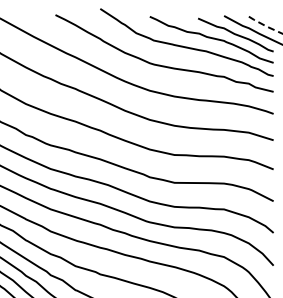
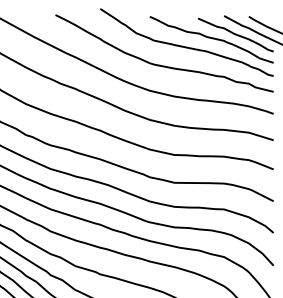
line: dashed -> solid (265, 26)
